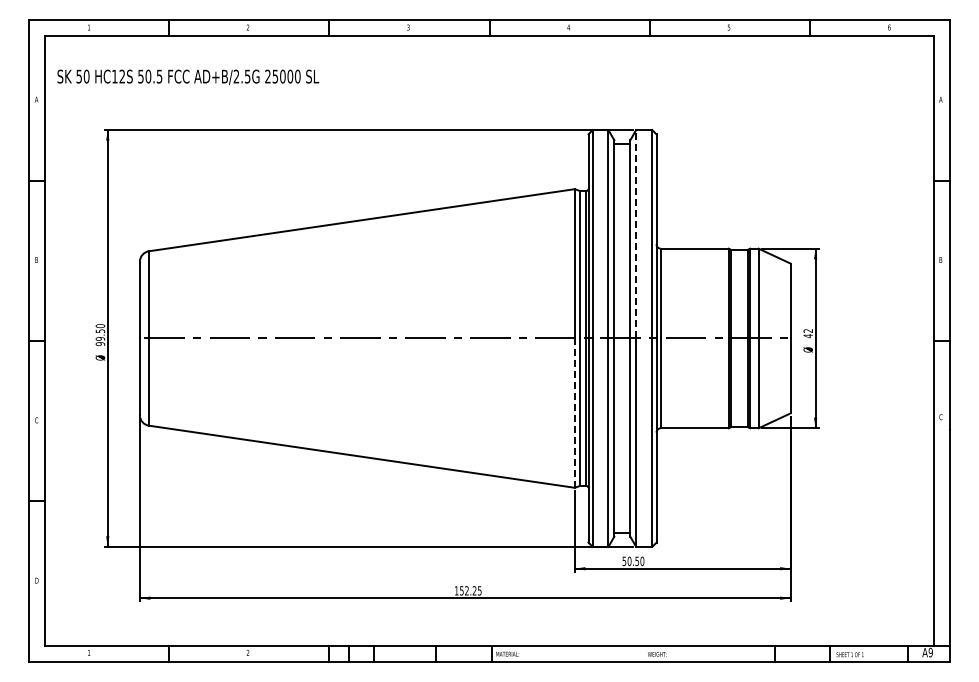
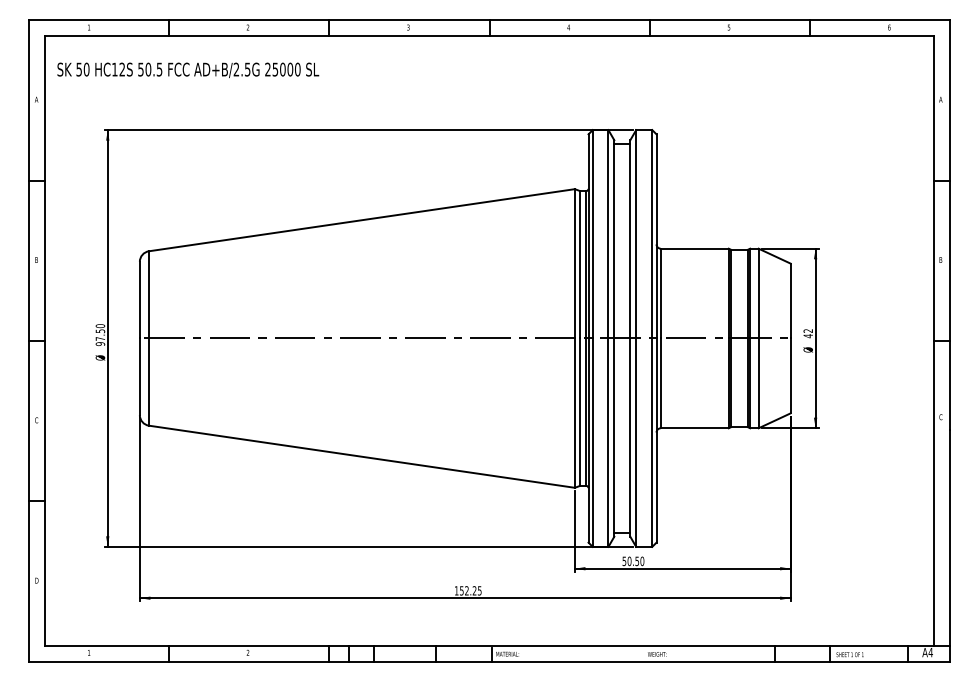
text position: (188, 77) -> (188, 70) (188, 70)
line: dashed -> solid (636, 233)
text: 99.50 -> 97.50 (100, 338)
line: dashed -> solid (574, 413)
text: A9 -> A4 (930, 652)
